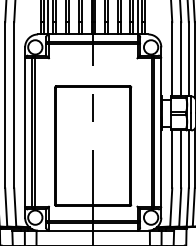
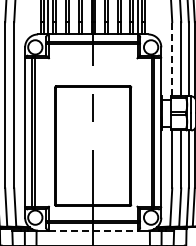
line: solid -> dashed (172, 58)
line: solid -> dashed (93, 230)
